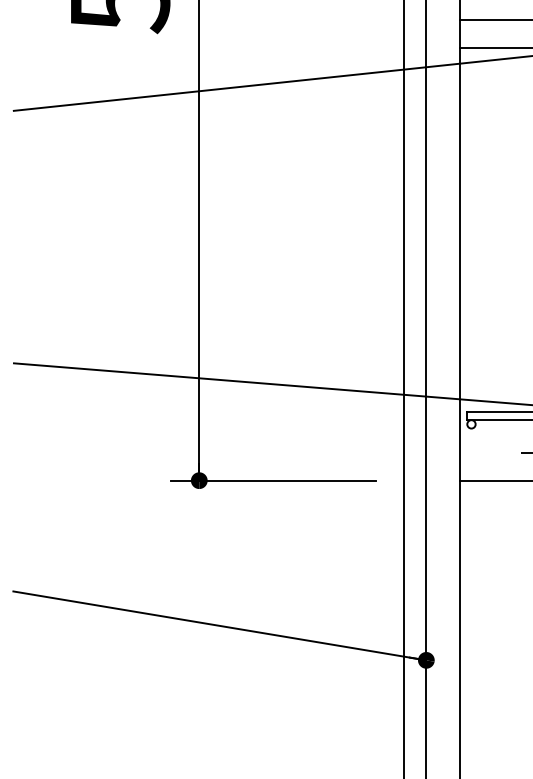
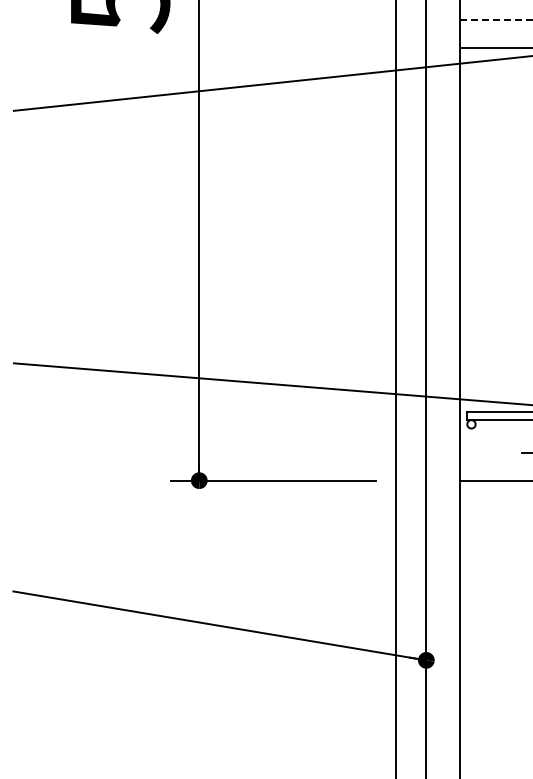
line: solid -> dashed (496, 20)
line position: (404, 388) -> (396, 388) (396, 388)
